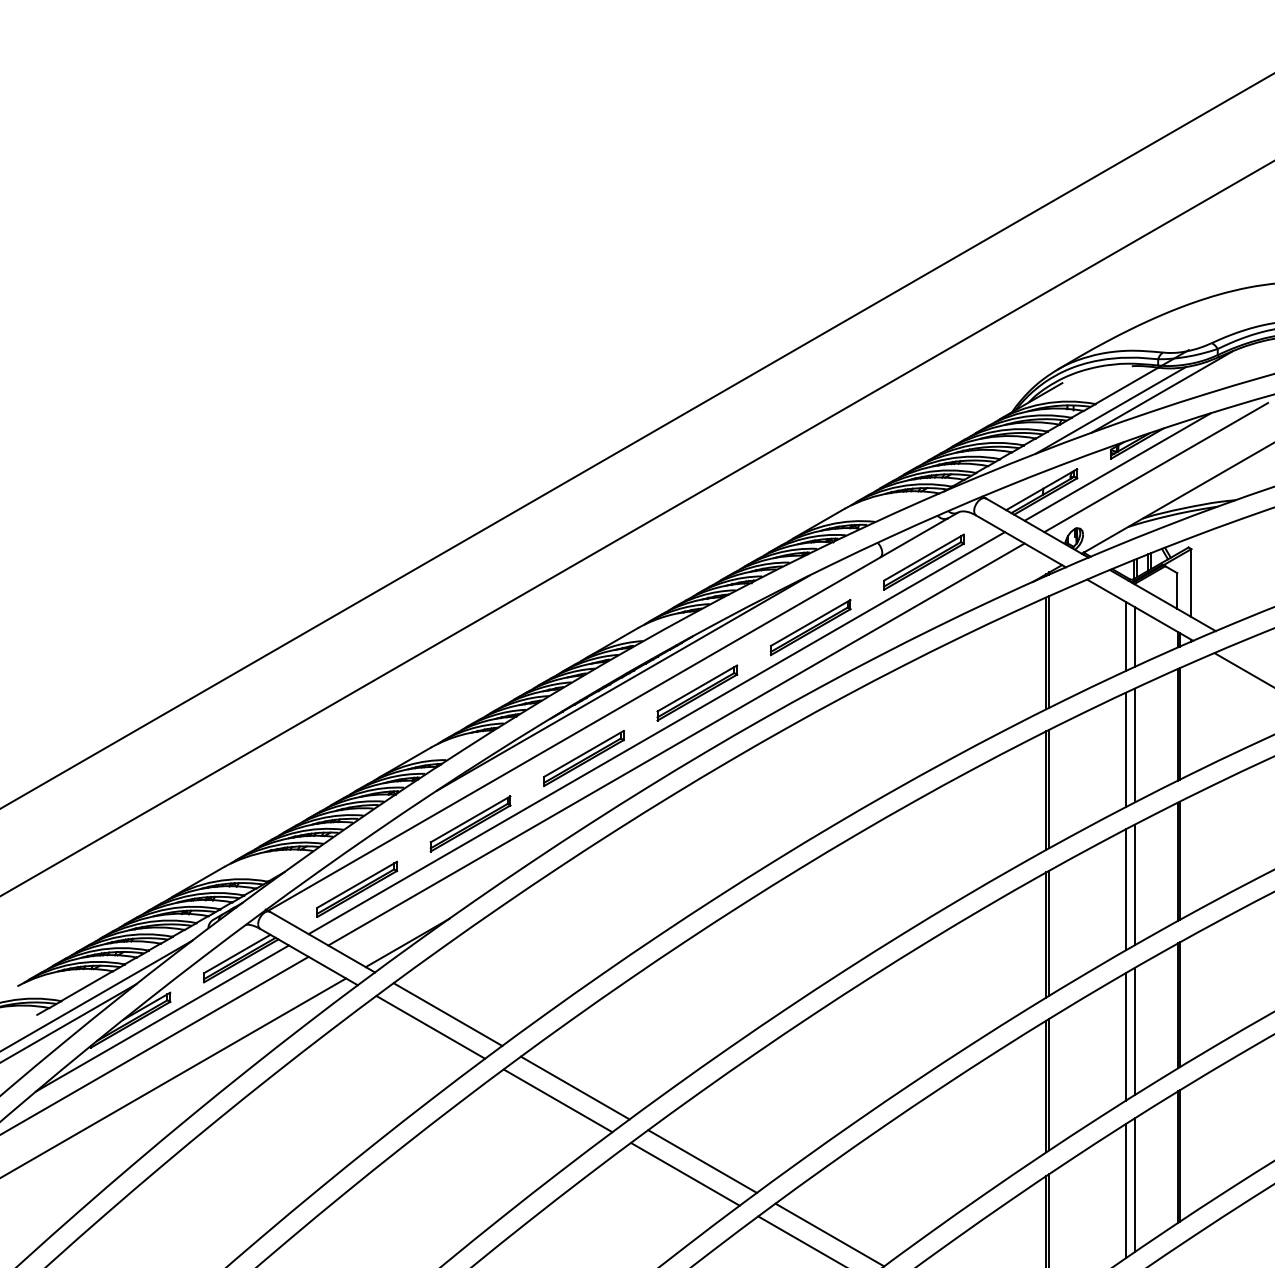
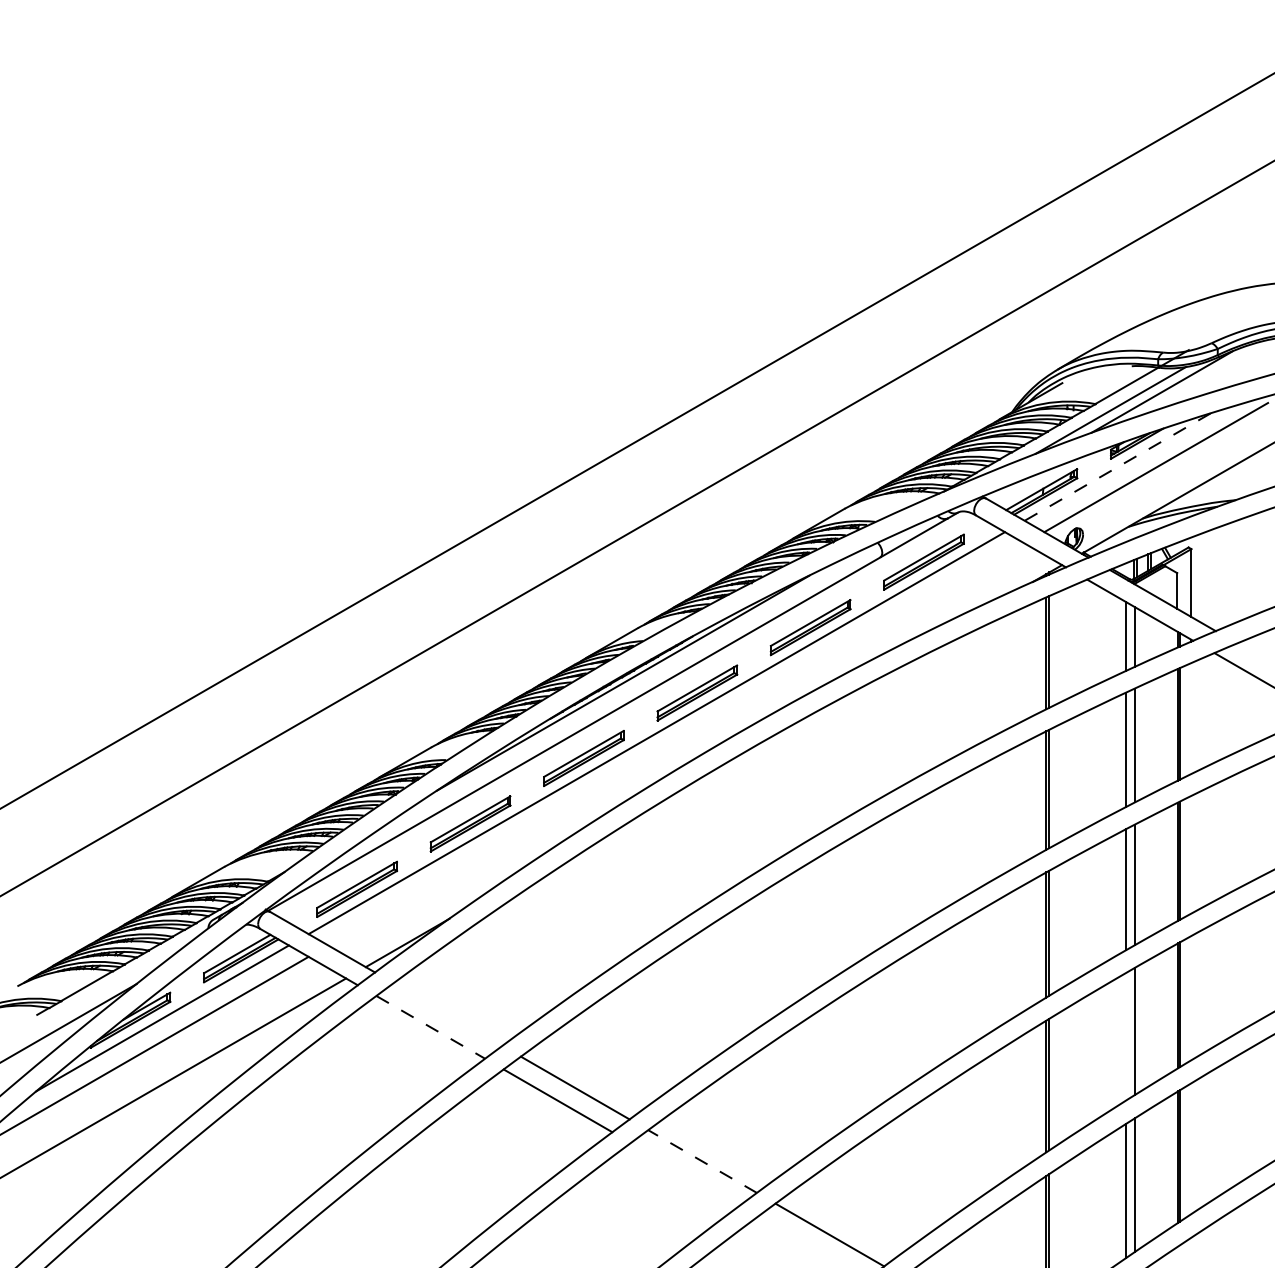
line: solid -> dashed (1117, 467)
line: present -> none (676, 744)
line: present -> none (97, 995)
line: present -> none (447, 1014)
line: solid -> dashed (430, 1027)
line: present -> none (1126, 1036)
line: solid -> dashed (702, 1161)
line: present -> none (685, 1173)
line: present -> none (799, 1240)
